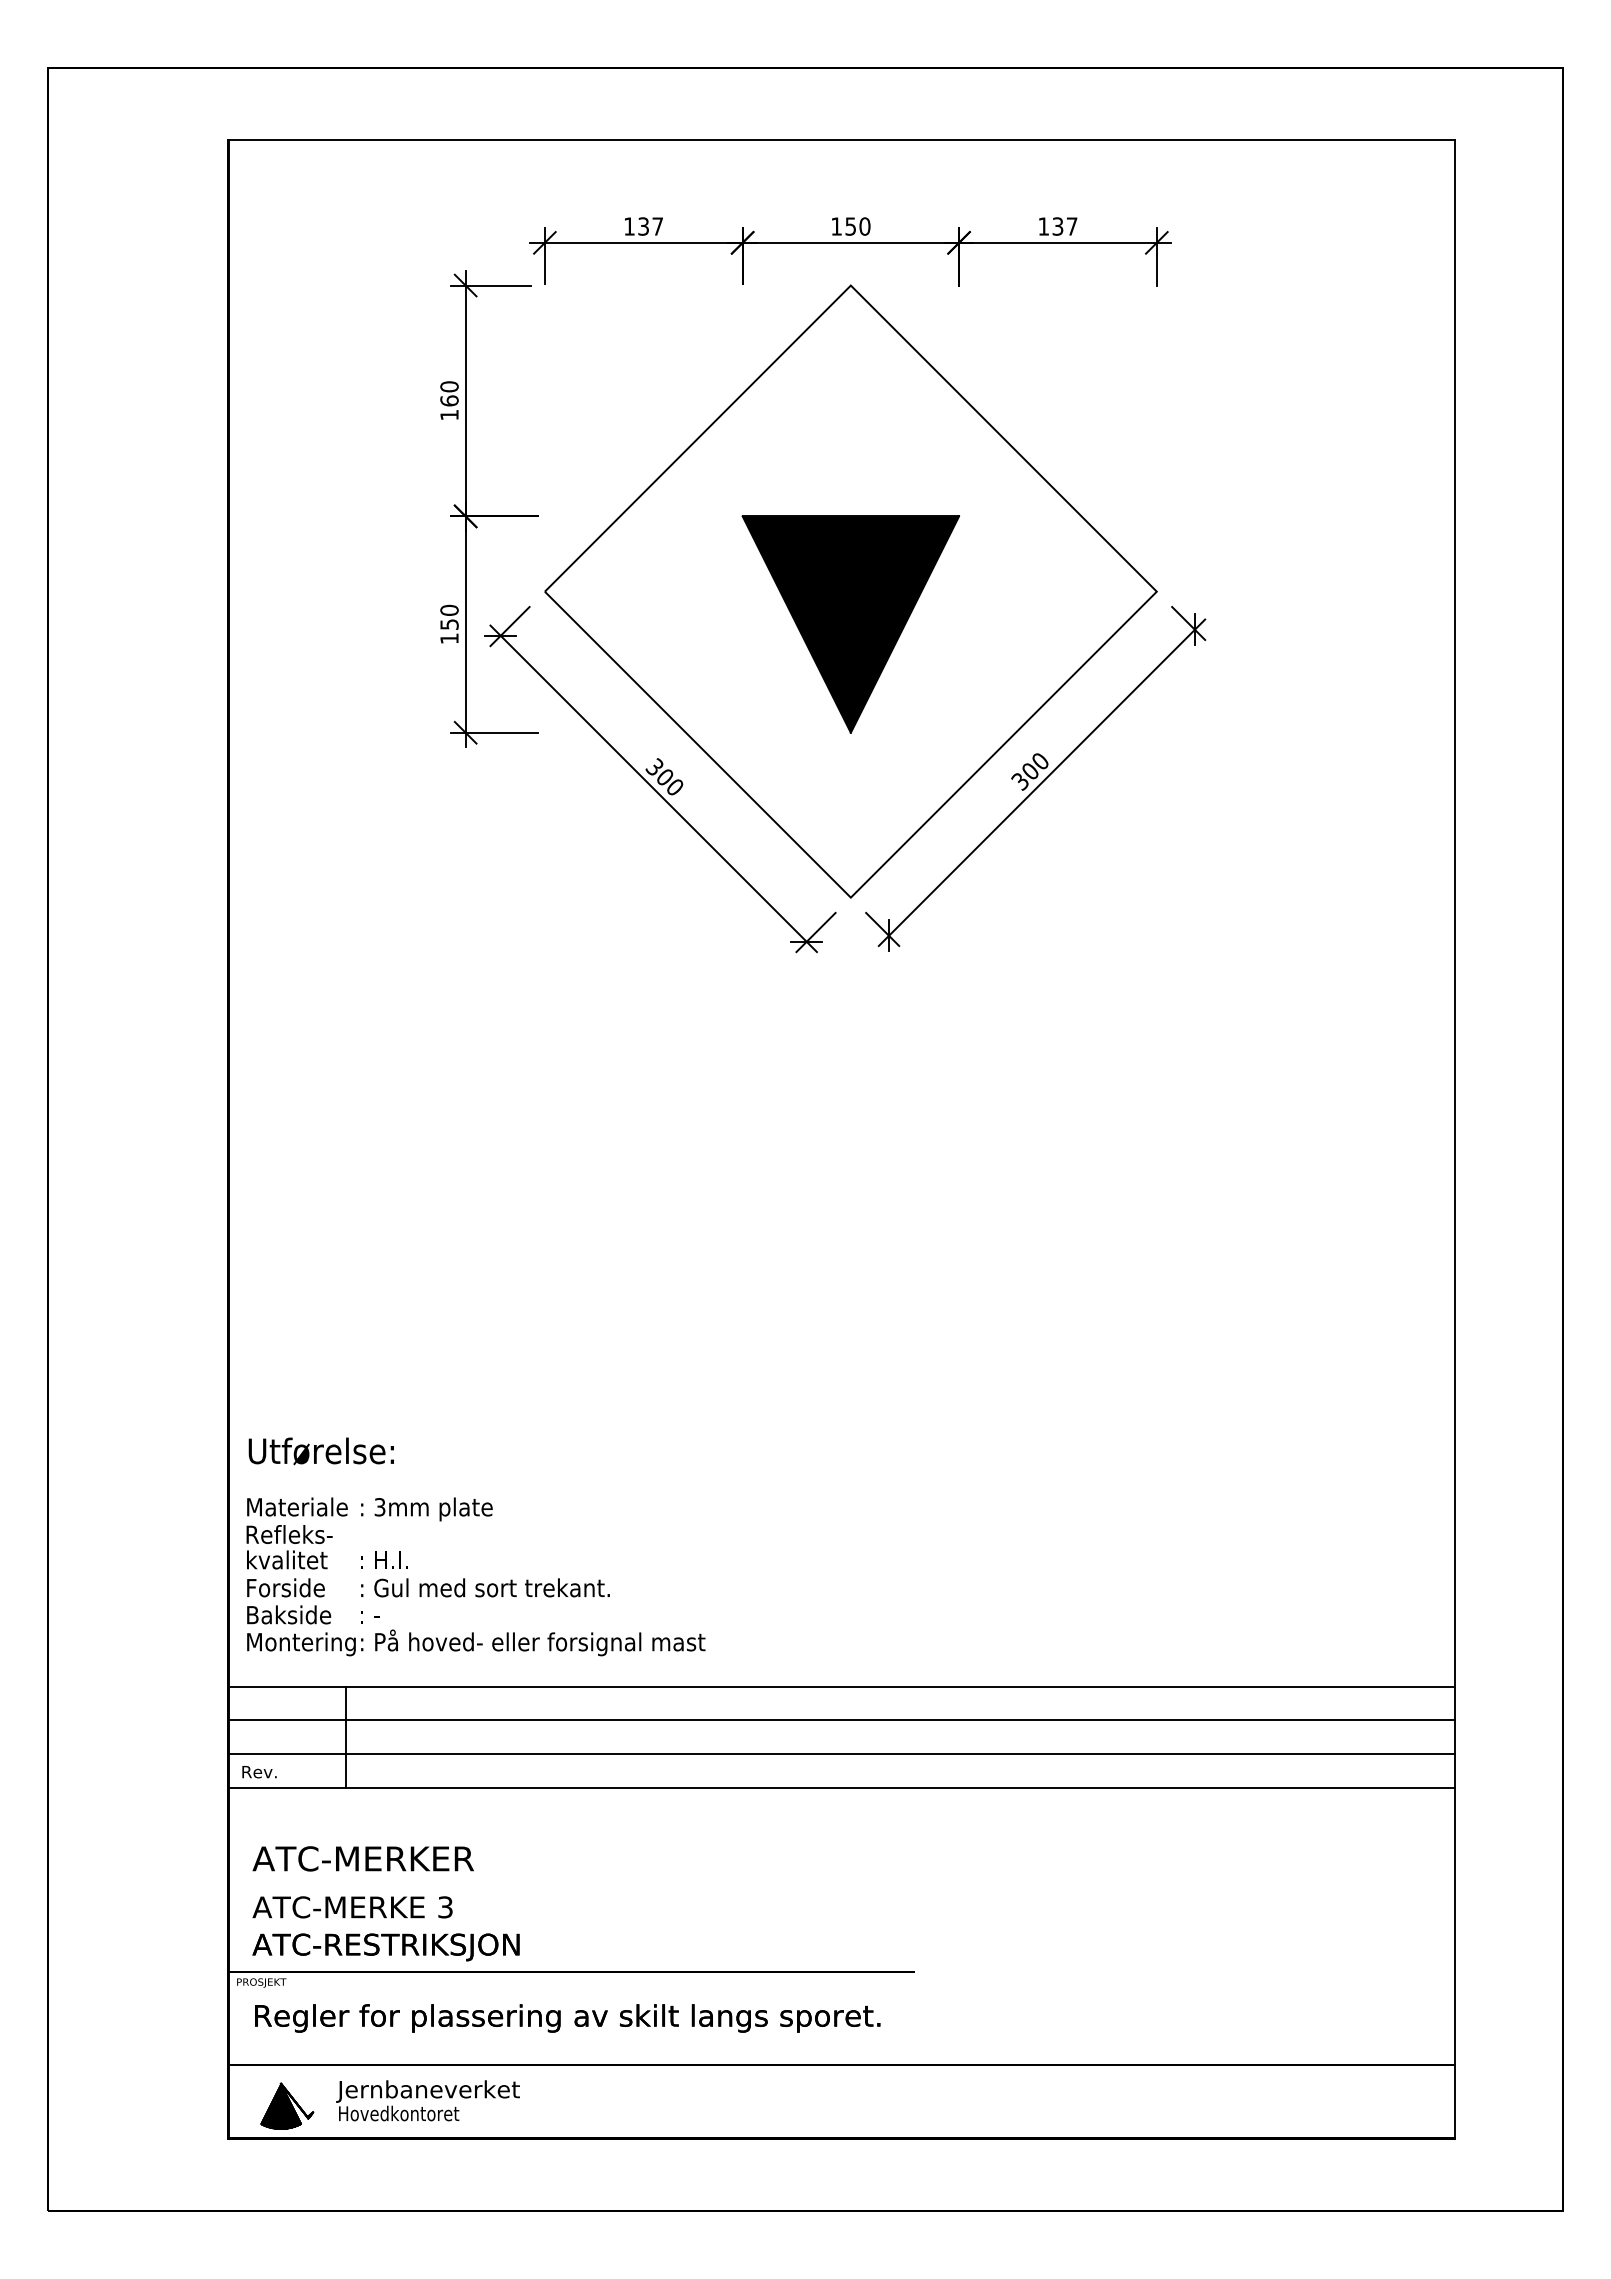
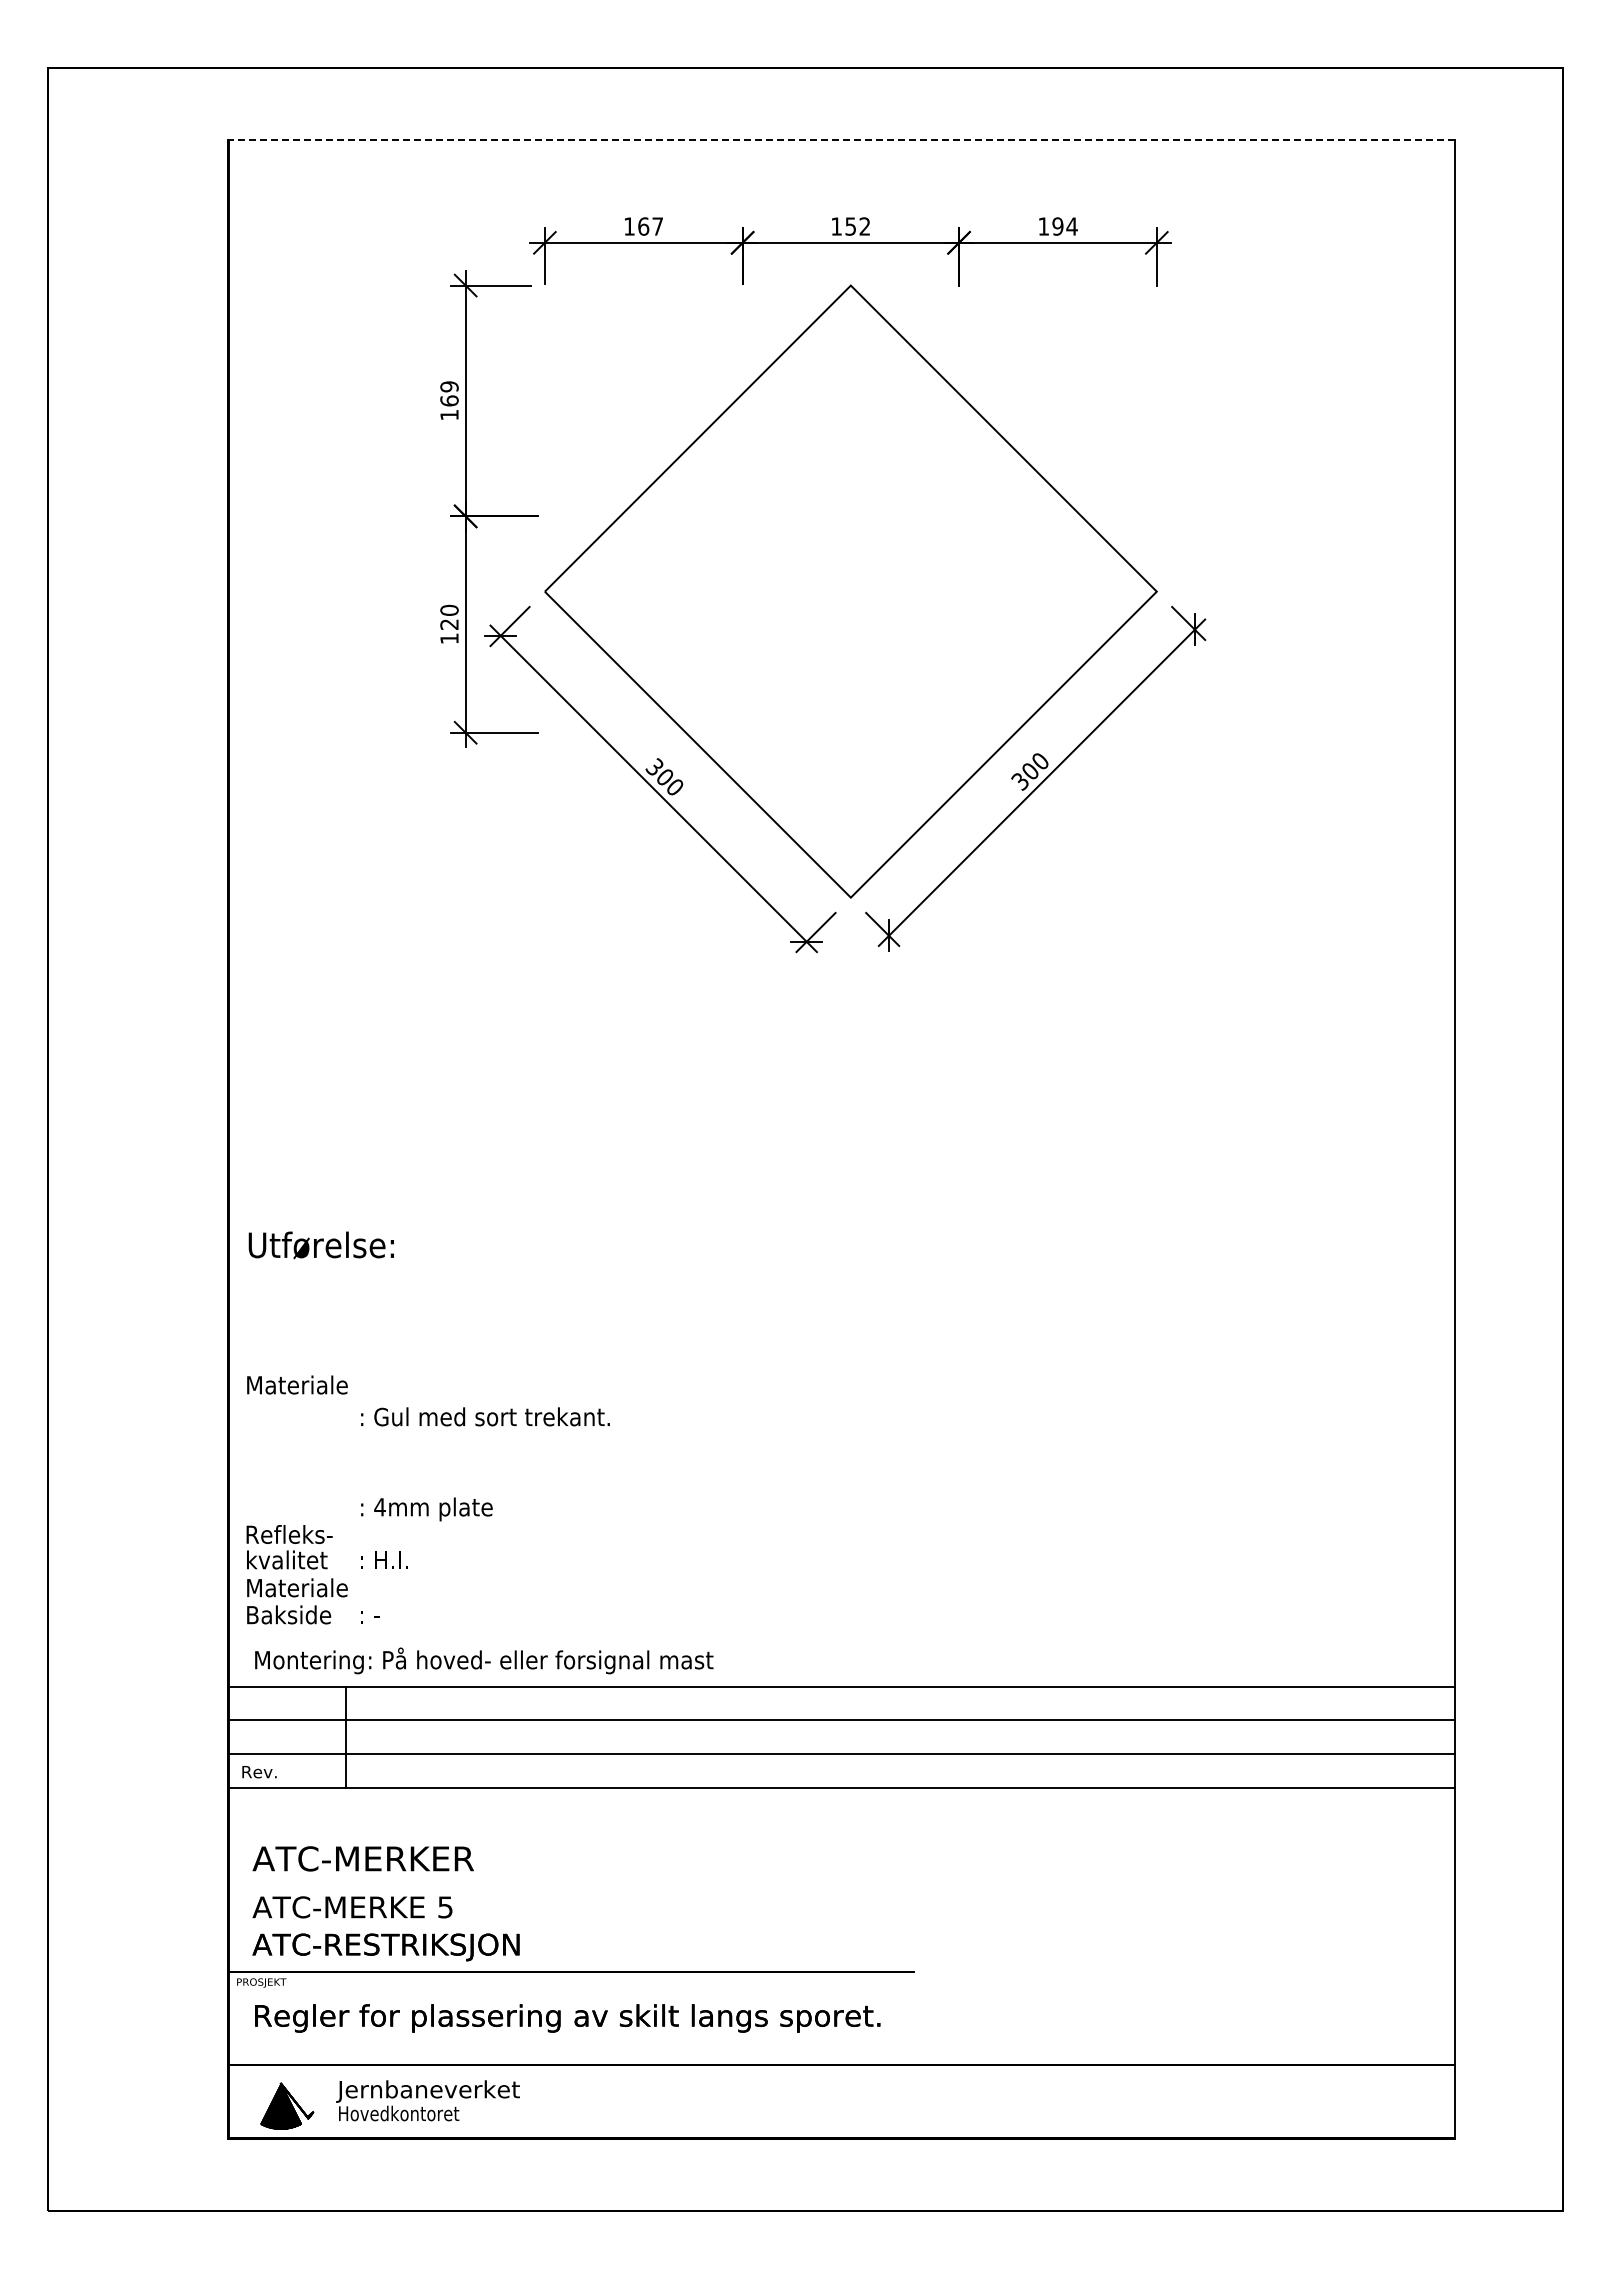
line: solid -> dashed (841, 140)
text: 137 -> 167 (643, 226)
text: 150 -> 152 (864, 226)
text: 137 -> 194 (1064, 226)
text: 160 -> 169 (449, 386)
text: 150 -> 120 (449, 624)
part: present -> none (850, 624)
text position: (320, 1451) -> (320, 1245) (320, 1245)
text position: (297, 1506) -> (297, 1384) (297, 1384)
text: 3mm -> 4mm (379, 1507)
text: Forside -> Materiale (298, 1587)
text position: (485, 1587) -> (485, 1416) (485, 1416)
text position: (476, 1642) -> (484, 1660) (484, 1660)
text: 3 -> 5 (445, 1906)
